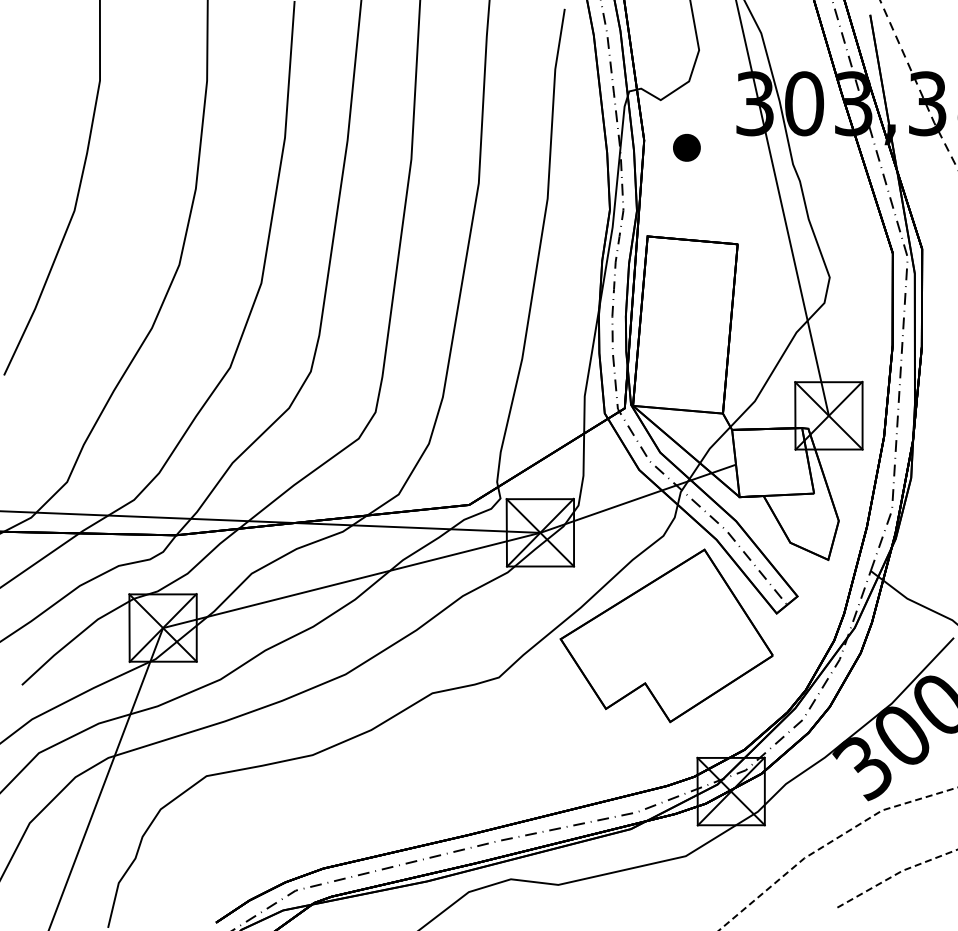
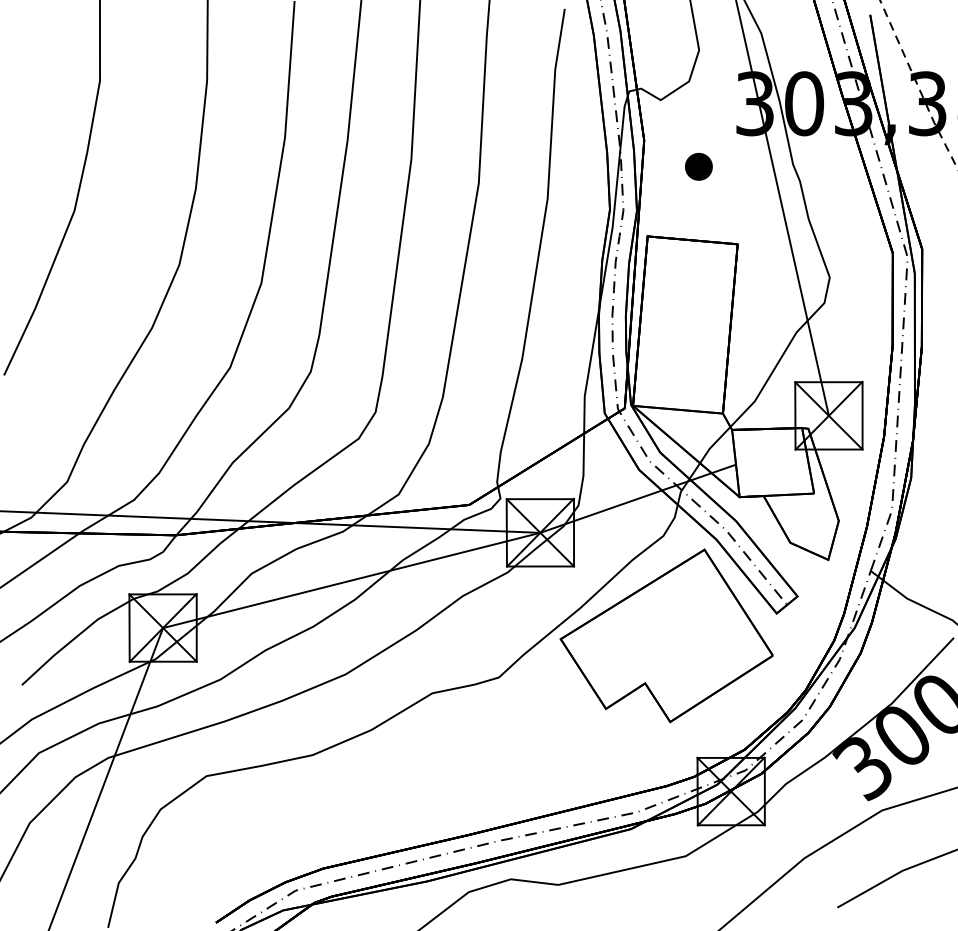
part position: (686, 147) -> (698, 166) (698, 166)
line: dashed -> solid (828, 843)
line: dashed -> solid (896, 874)
